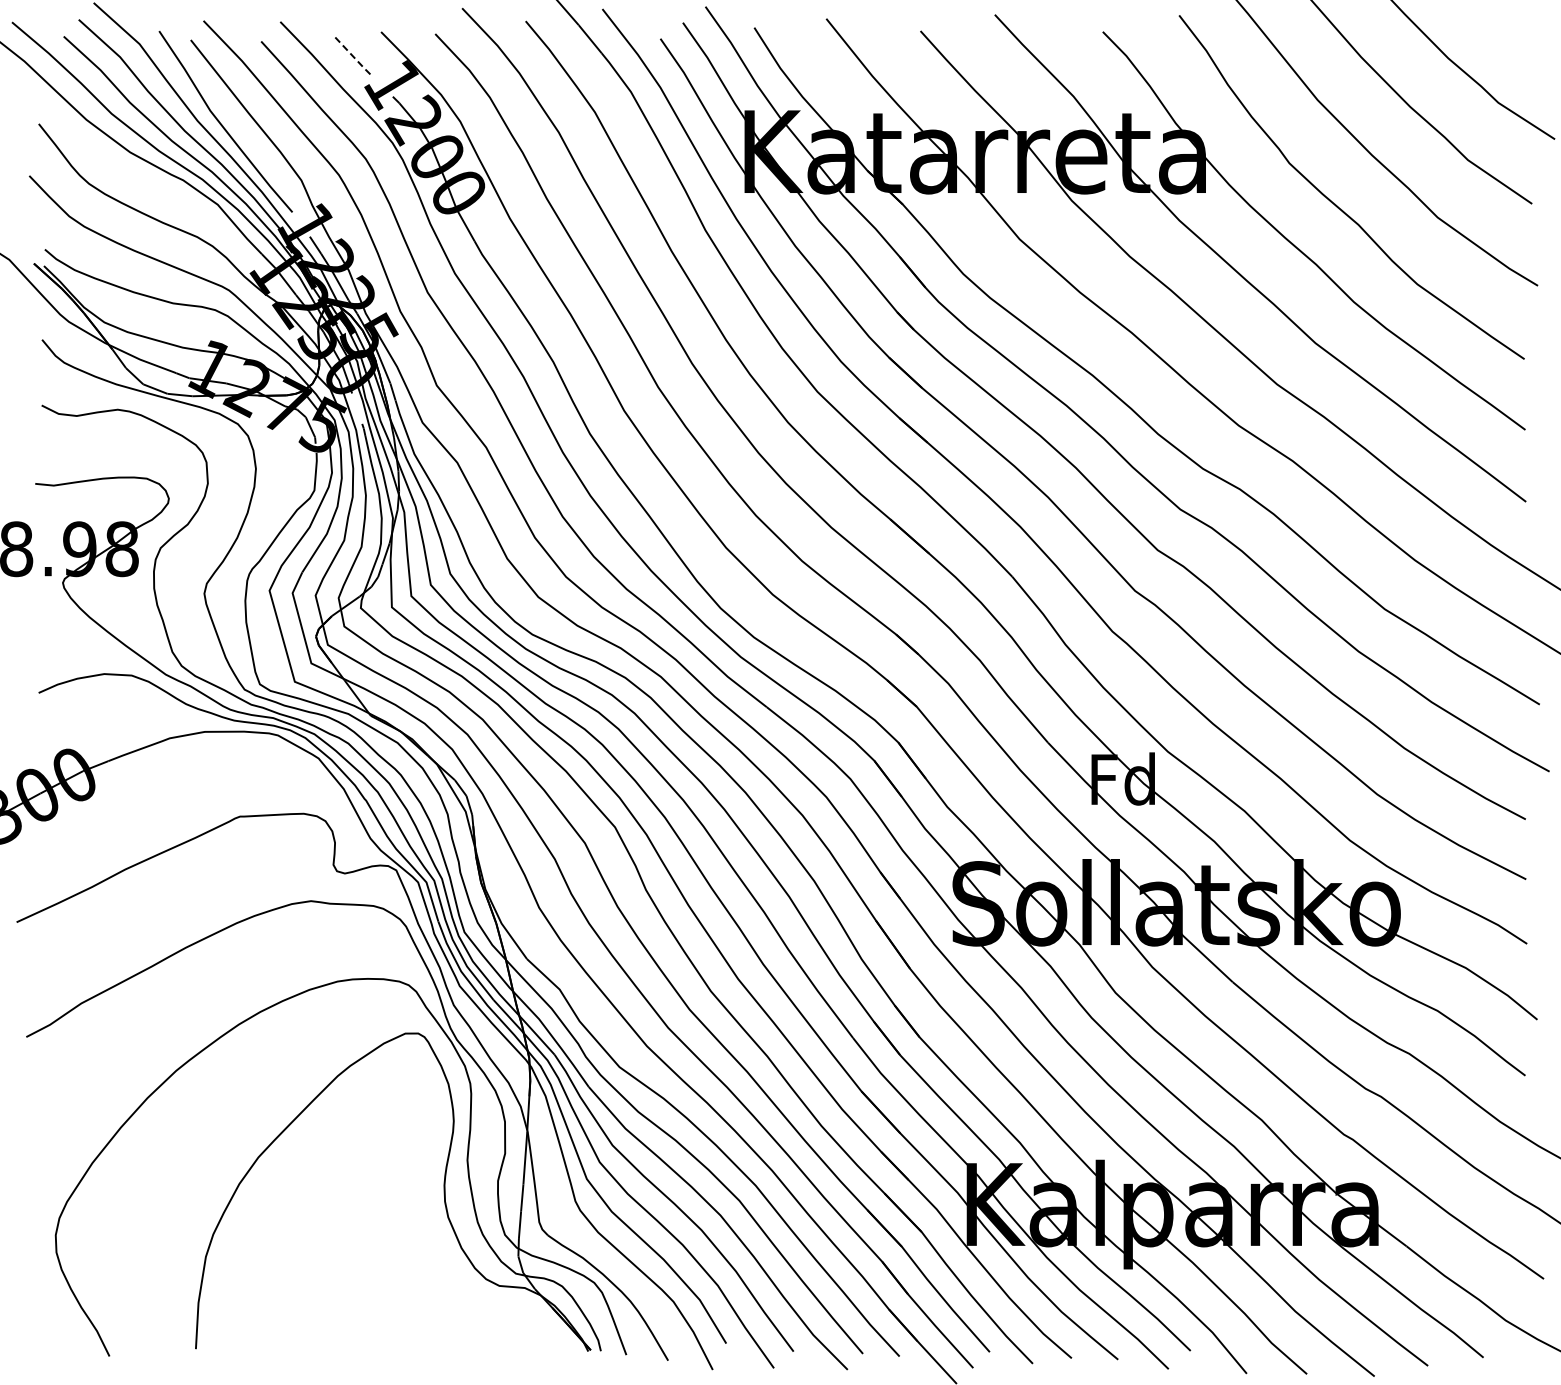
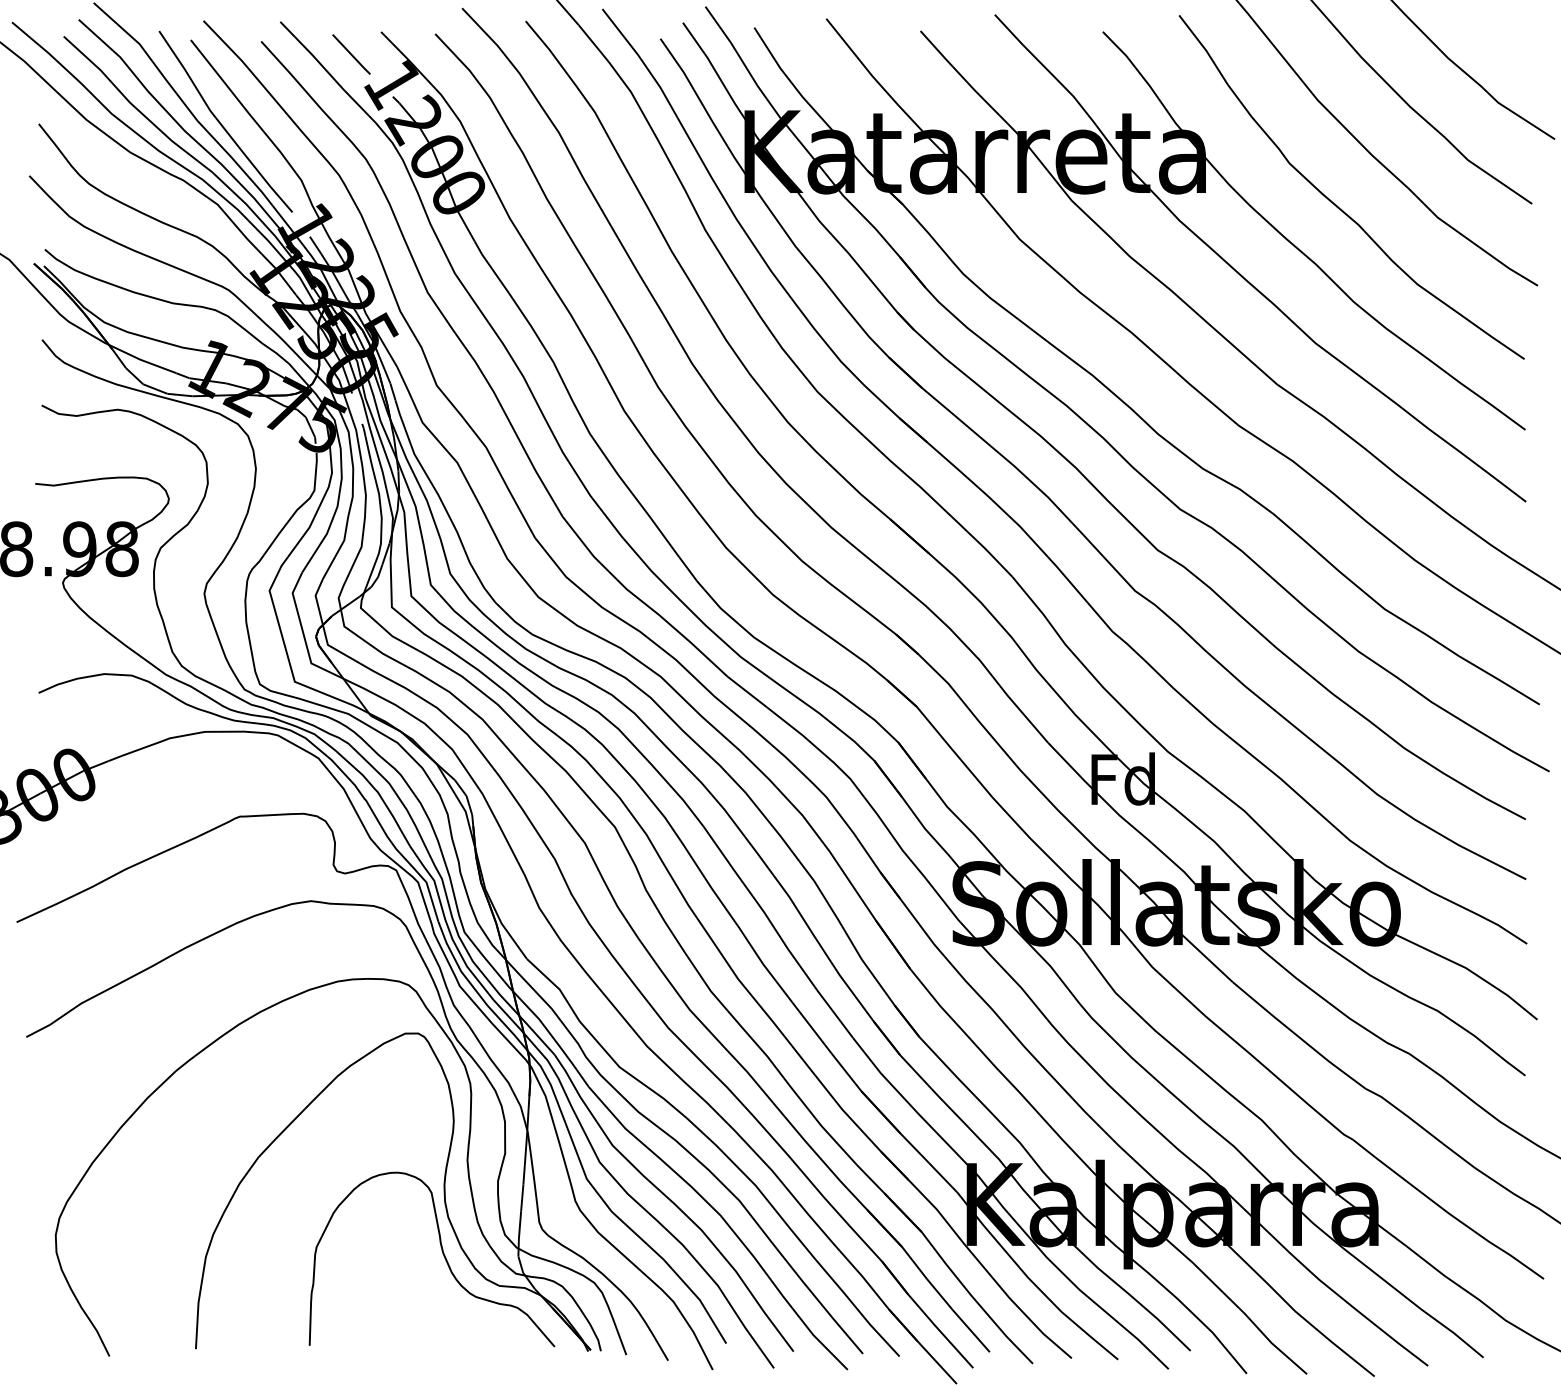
line: dashed -> solid (351, 55)
curve: none -> present (442, 1254)
